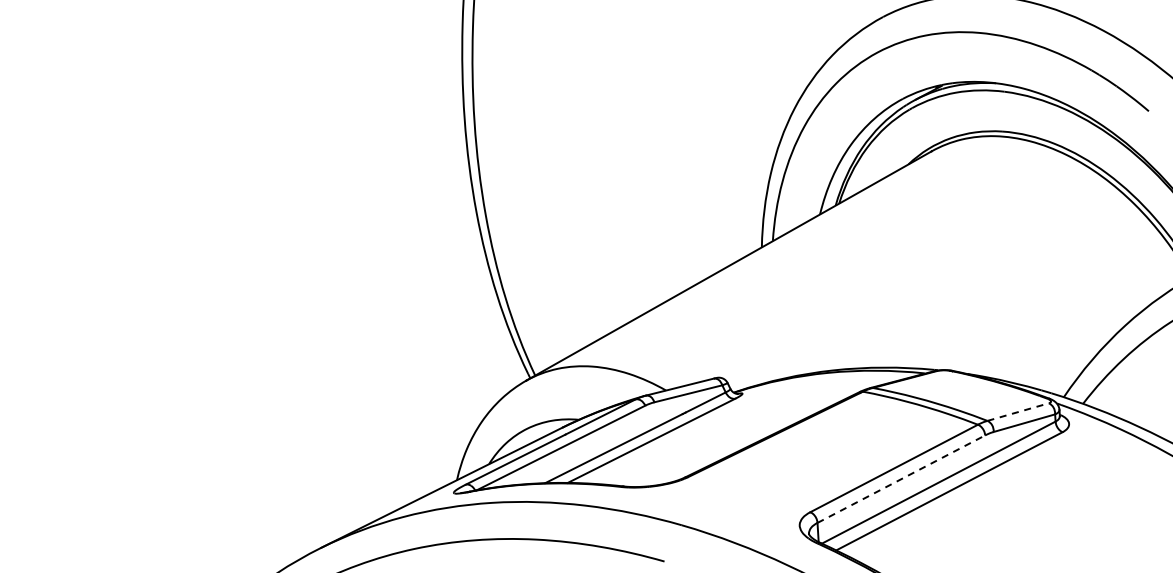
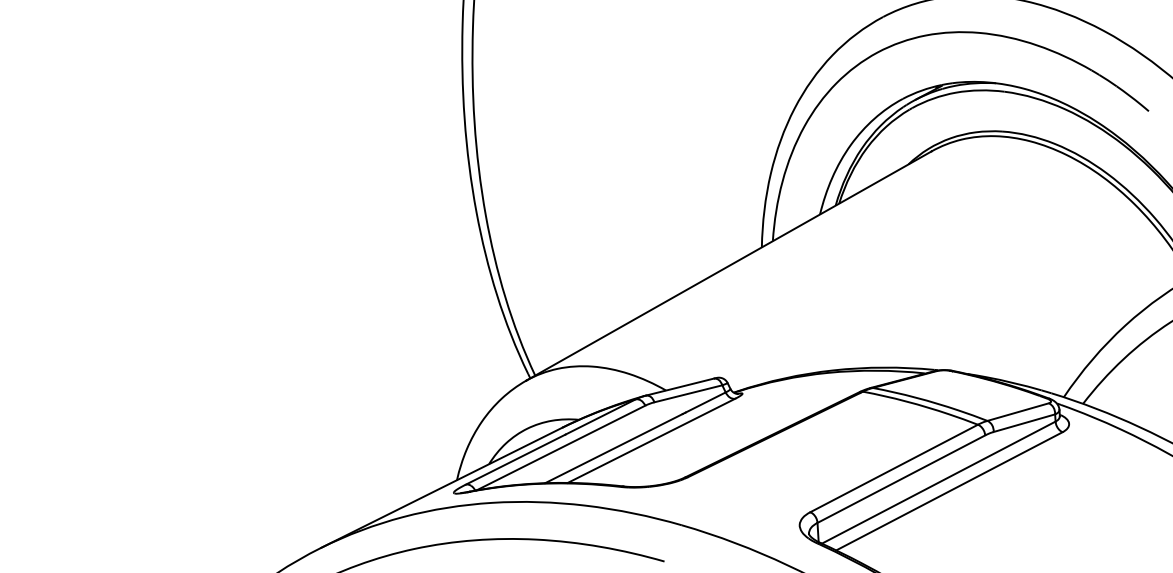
line: dashed -> solid (1018, 412)
line: dashed -> solid (901, 479)
